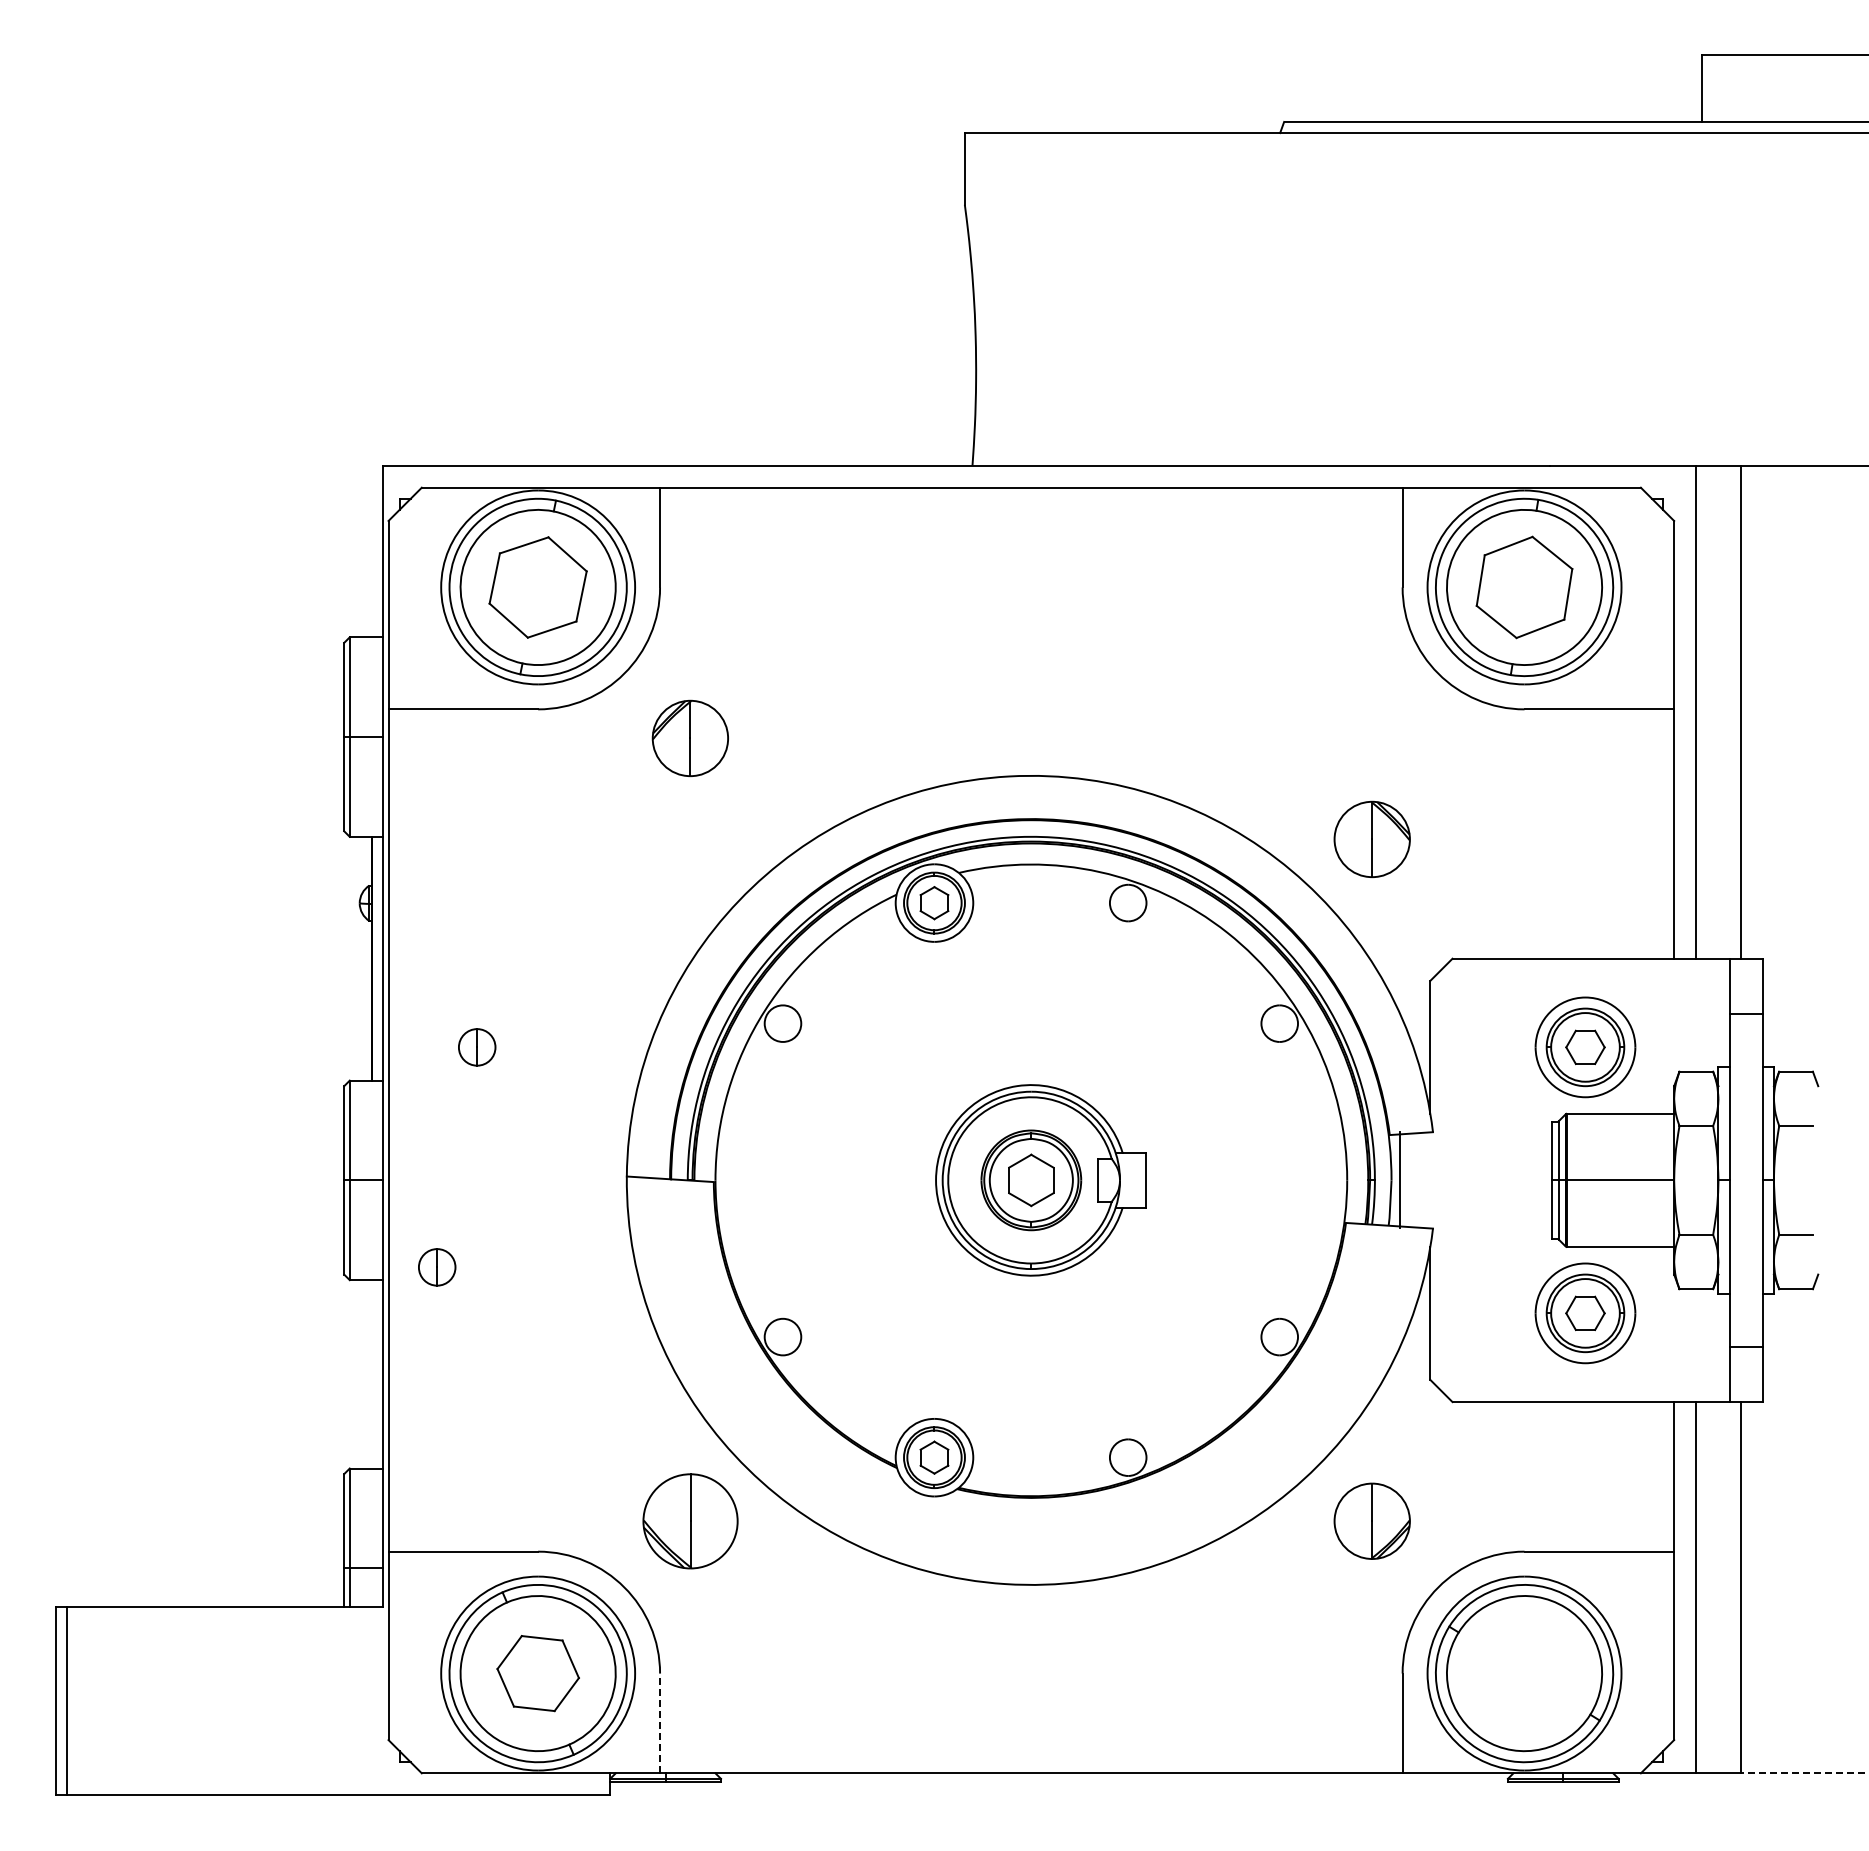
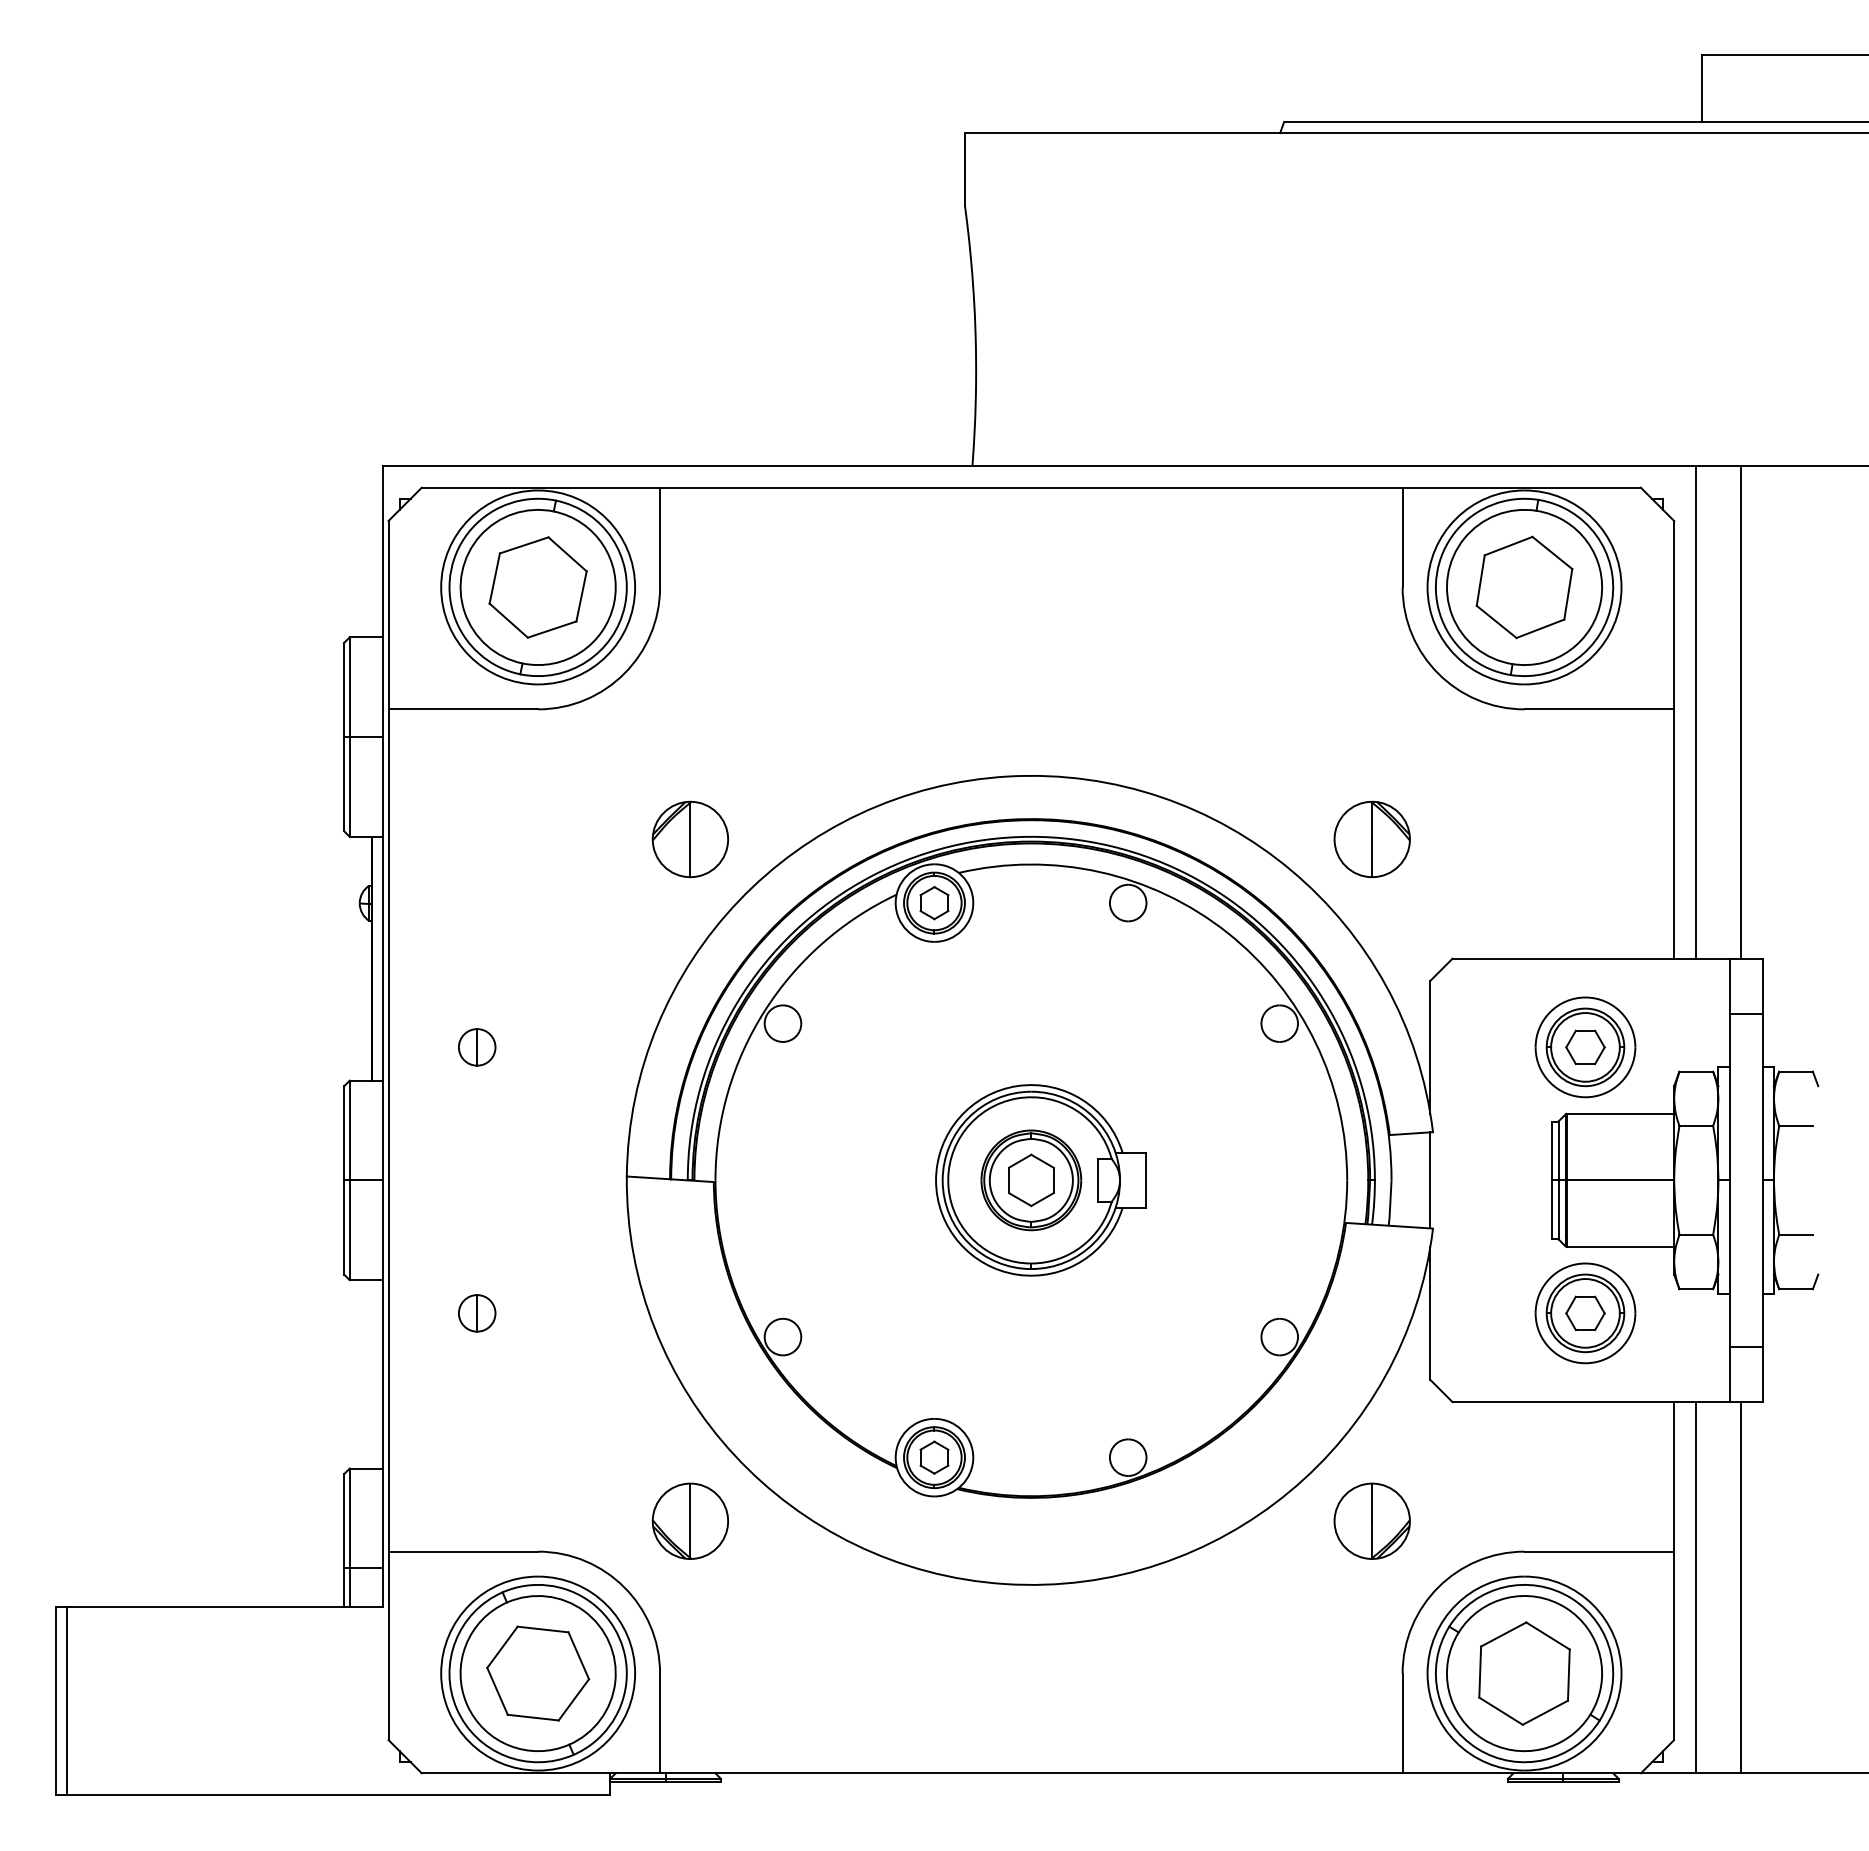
part position: (689, 738) -> (689, 839) (689, 839)
line position: (1400, 1180) -> (1430, 1180) (1430, 1180)
part position: (437, 1267) -> (477, 1313) (477, 1313)
part size: 97x97 px -> 78x78 px (689, 1520)
part size: 84x78 px -> 105x97 px (538, 1673)
part: none -> present (1524, 1673)
line: dashed -> solid (660, 1723)
line: dashed -> solid (1804, 1773)
